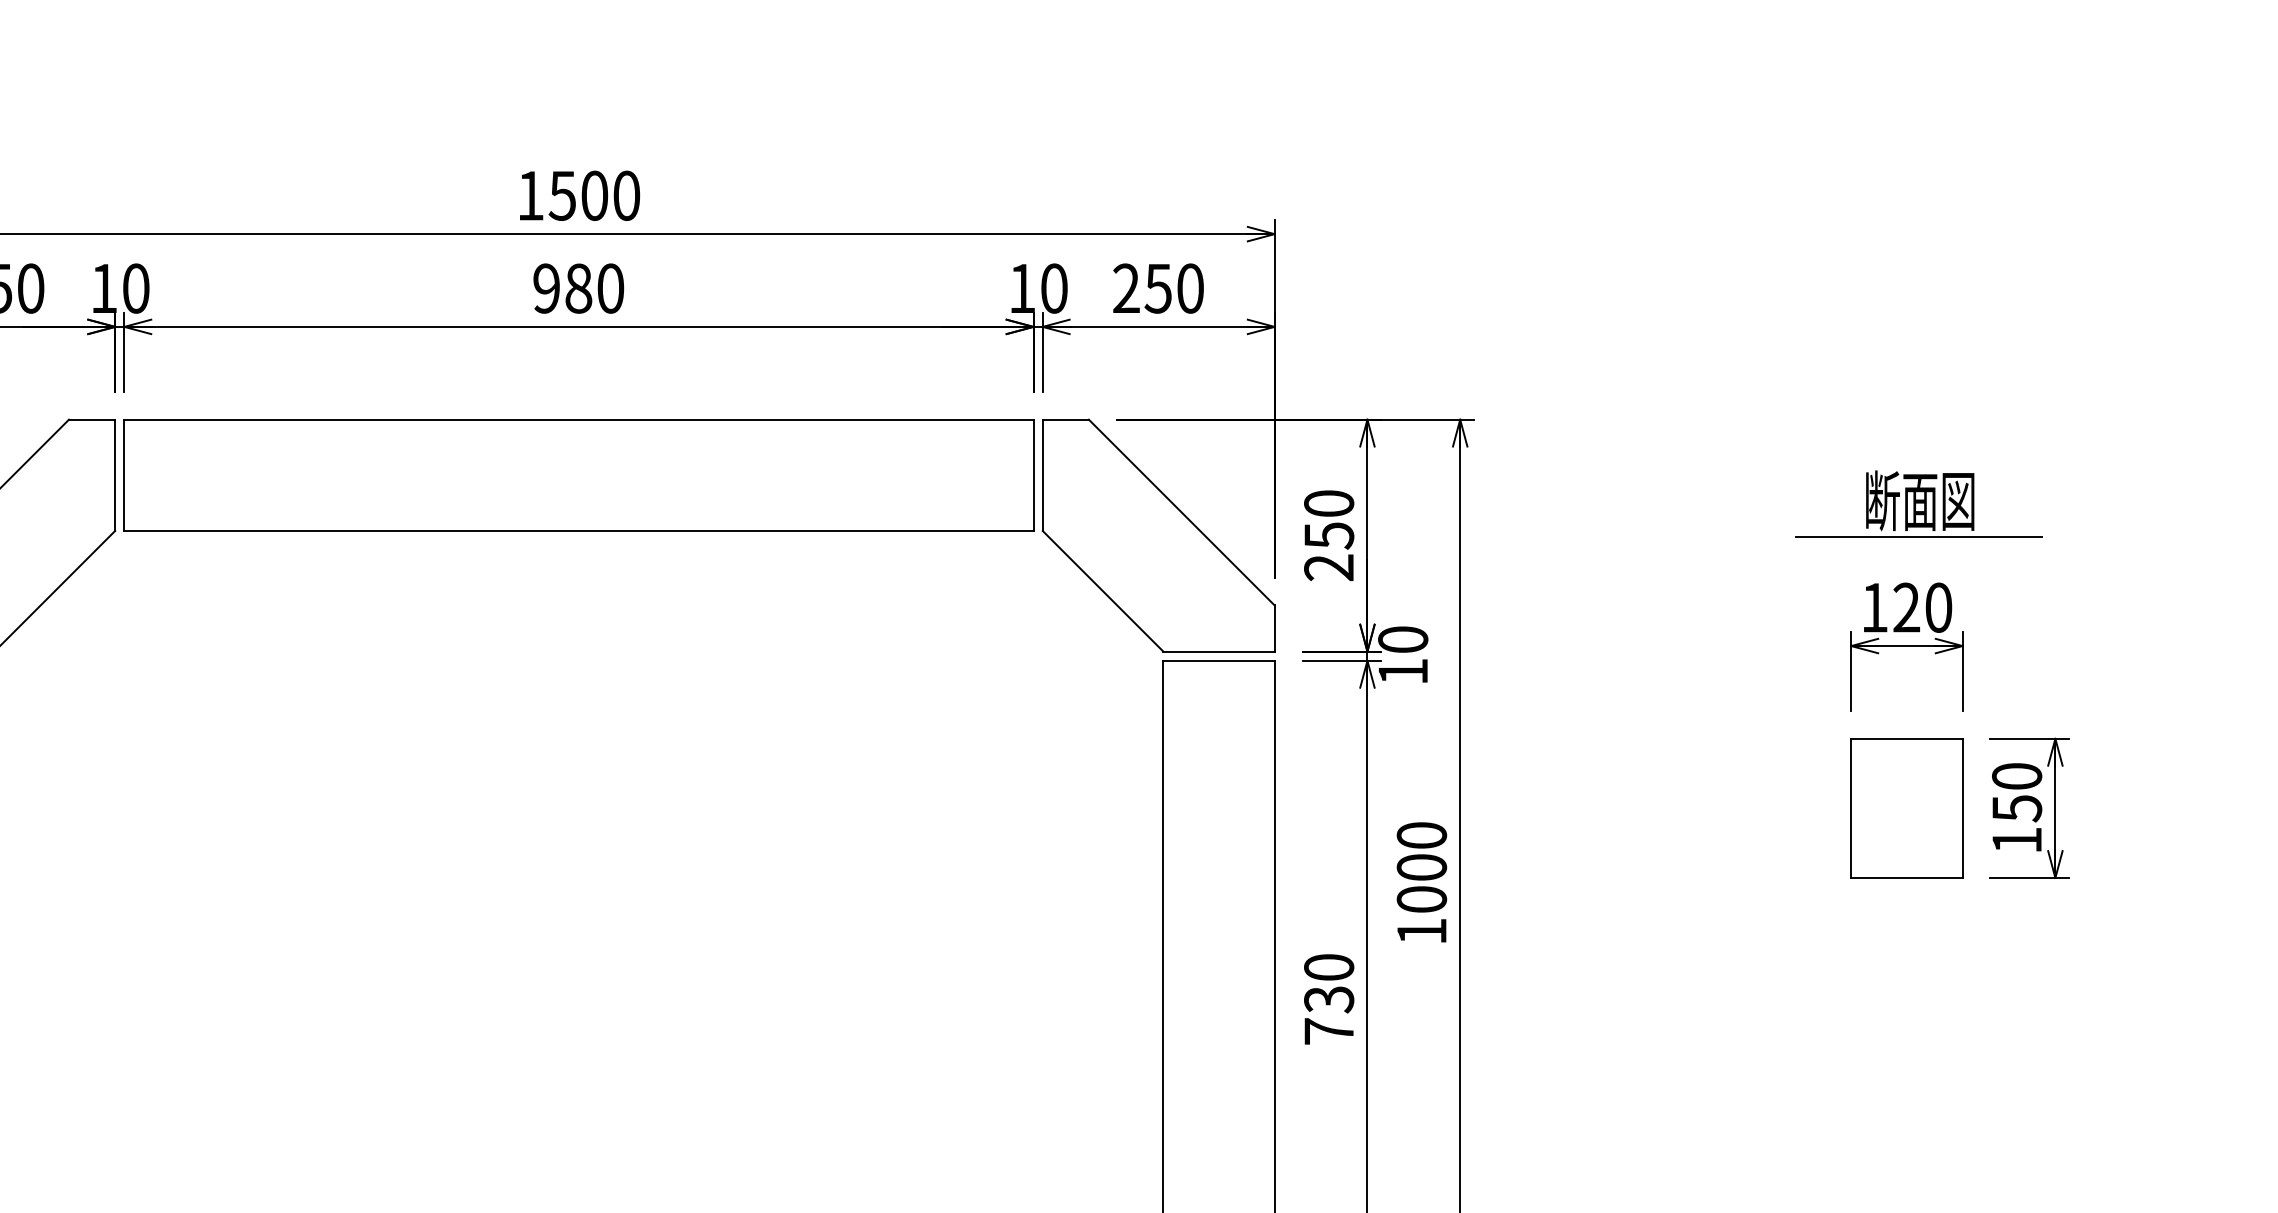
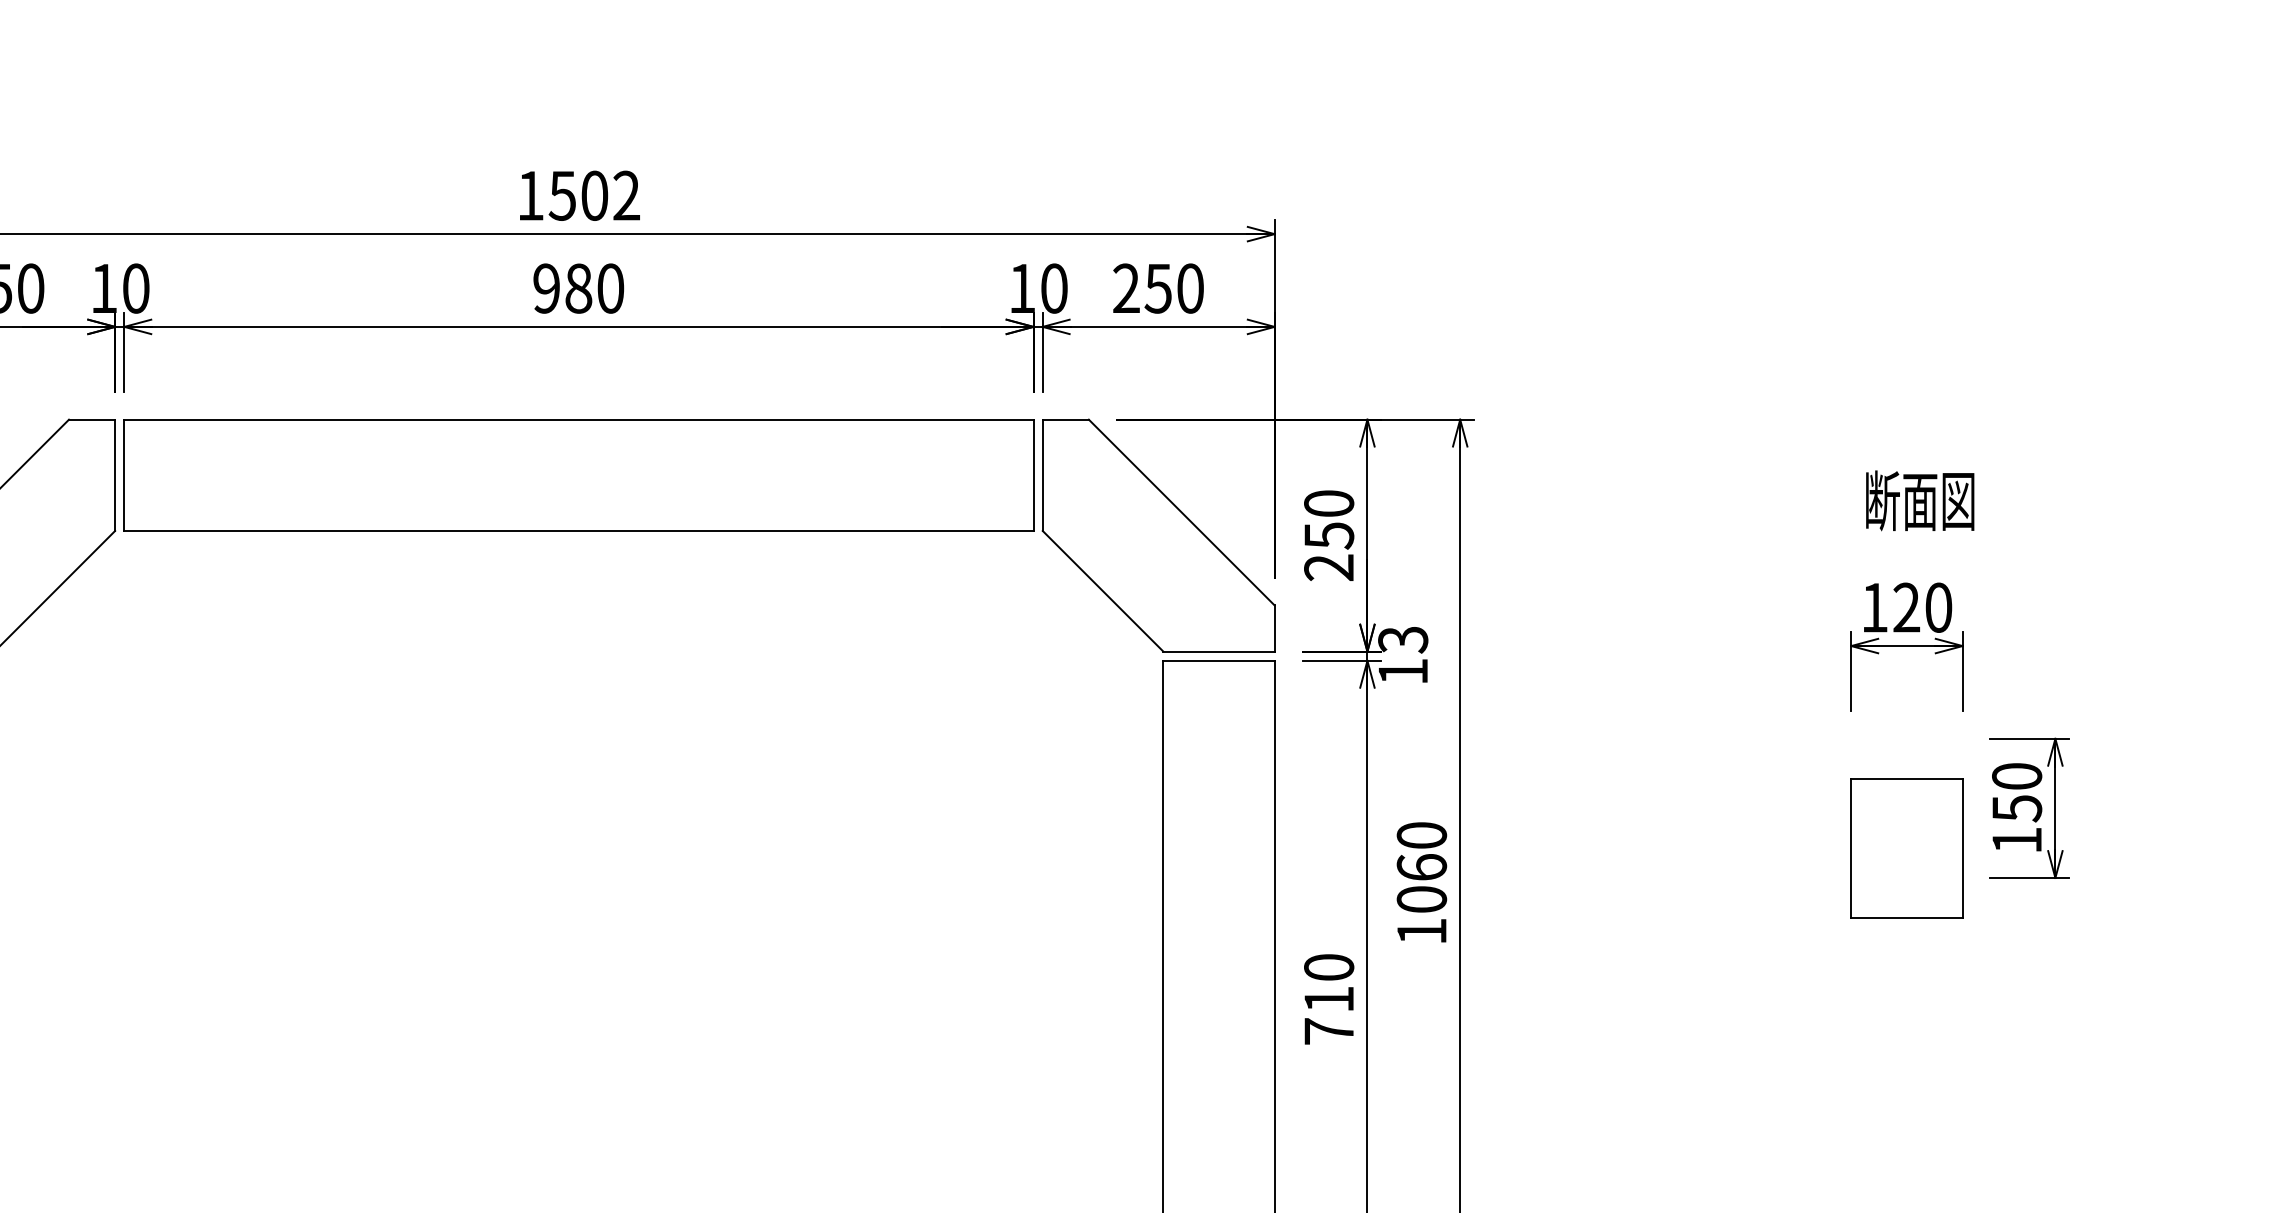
text: 1500 -> 1502 (626, 195)
line: present -> none (1918, 537)
text: 10 -> 13 (1403, 639)
part position: (1906, 808) -> (1906, 848) (1906, 848)
text: 1000 -> 1060 (1421, 867)
text: 730 -> 710 (1329, 999)
